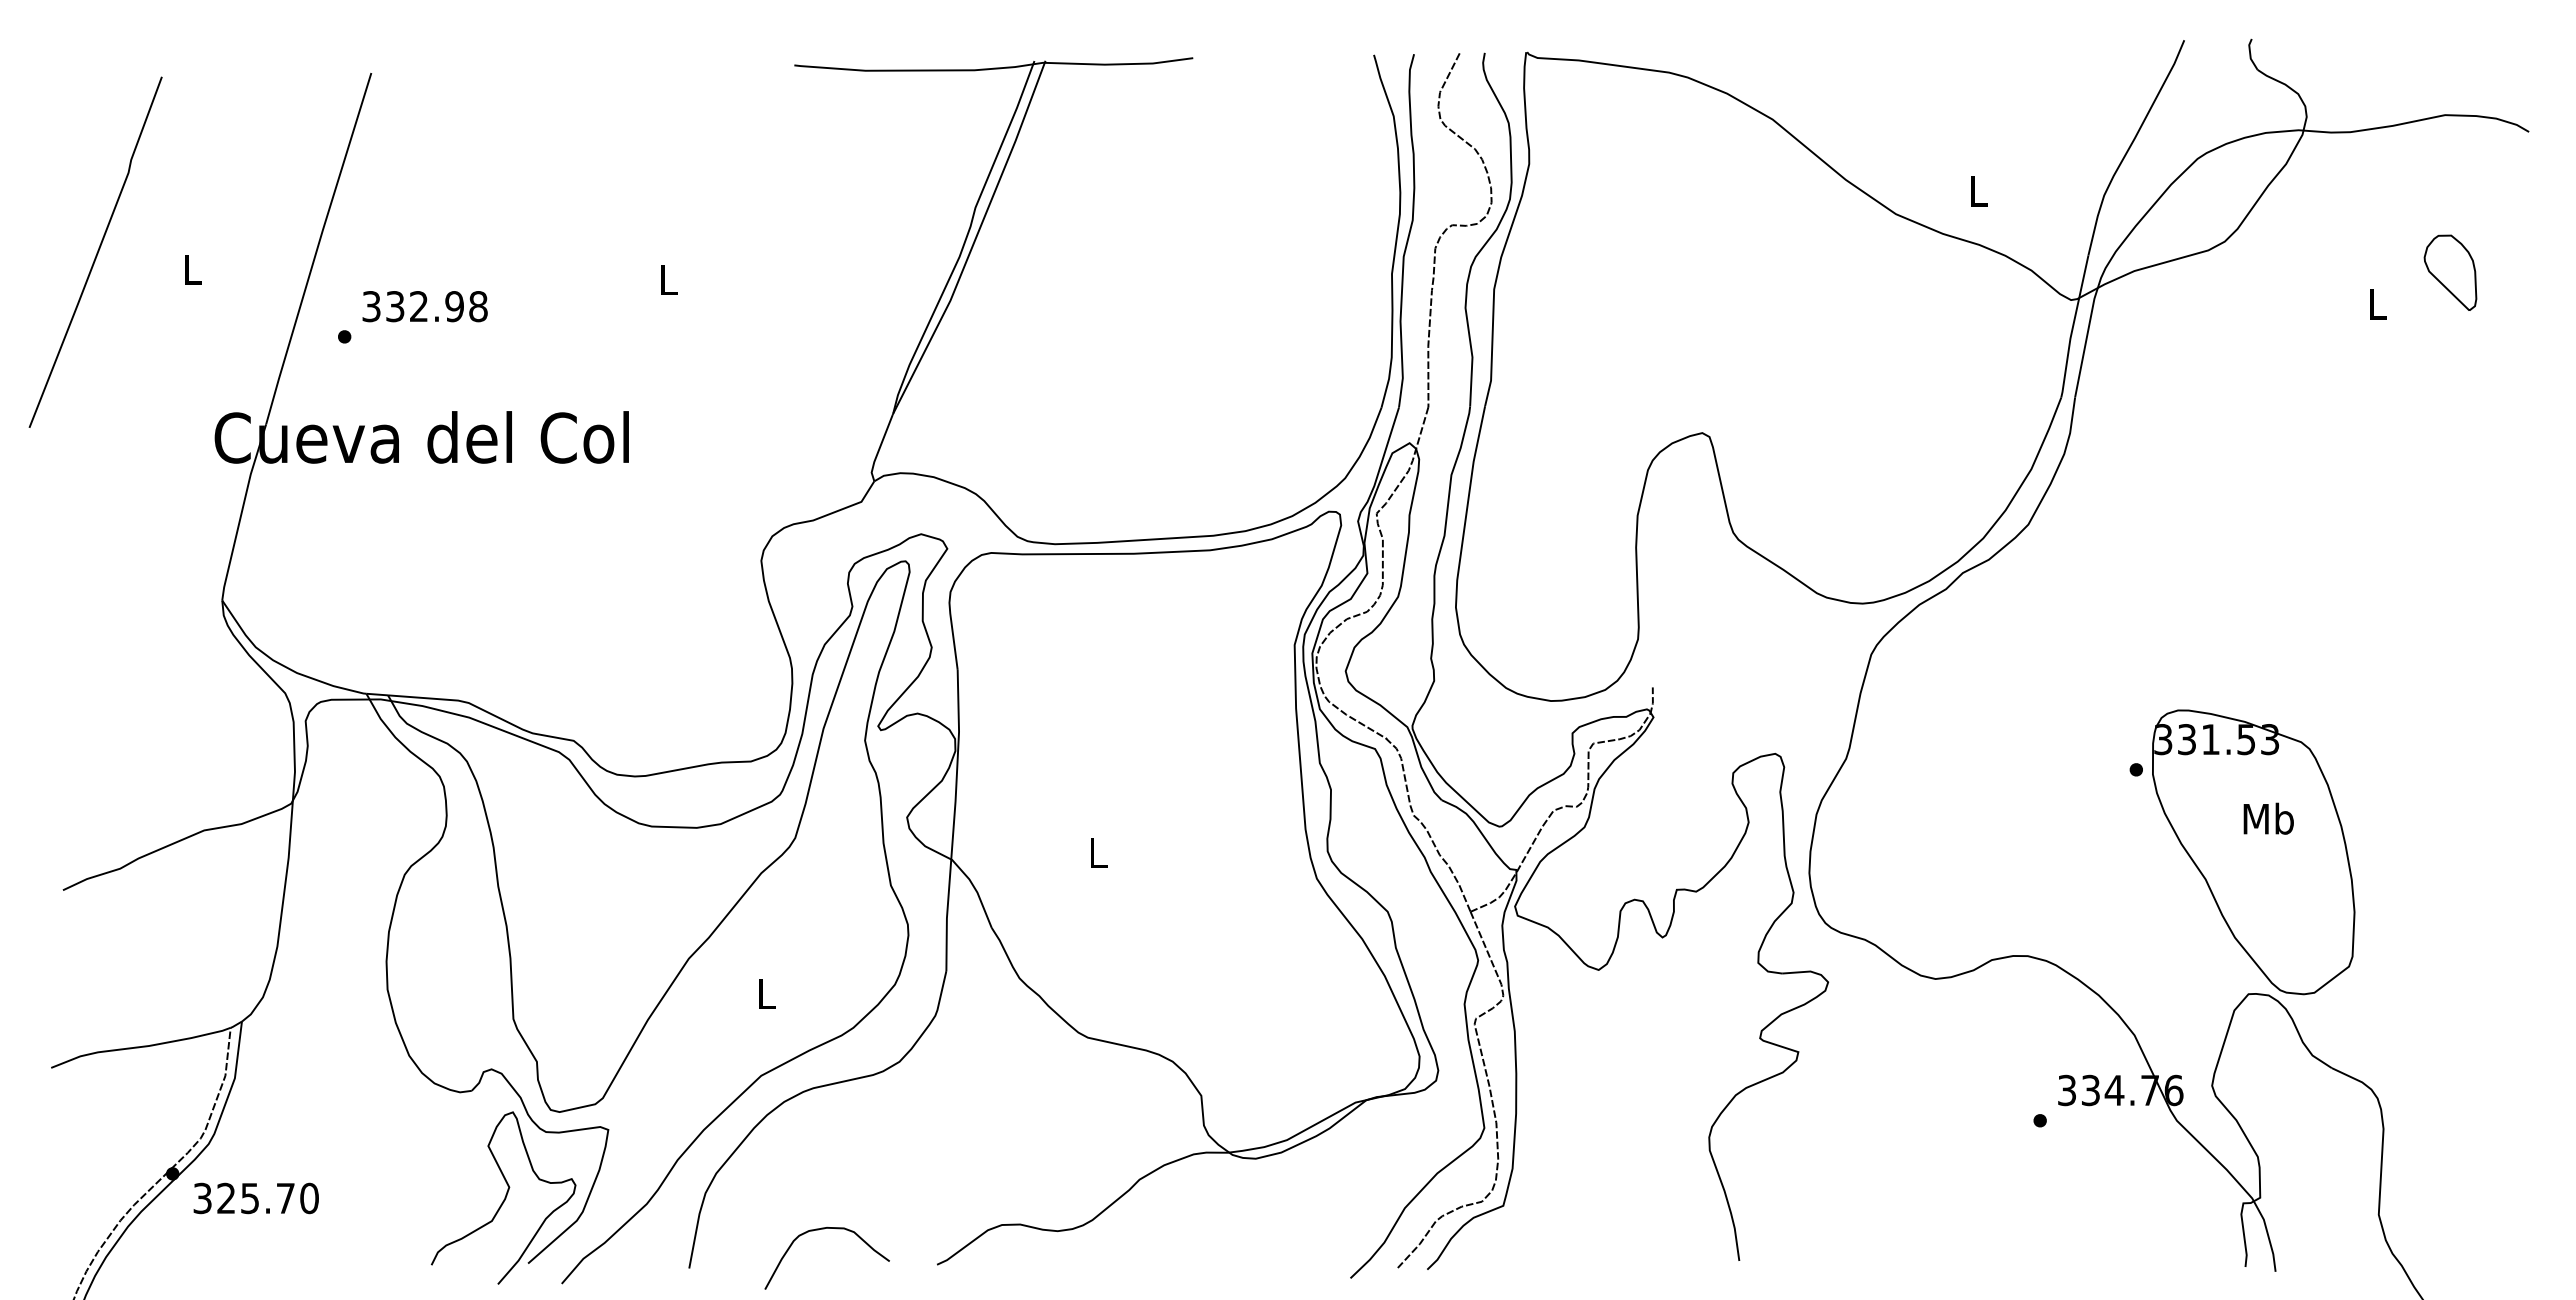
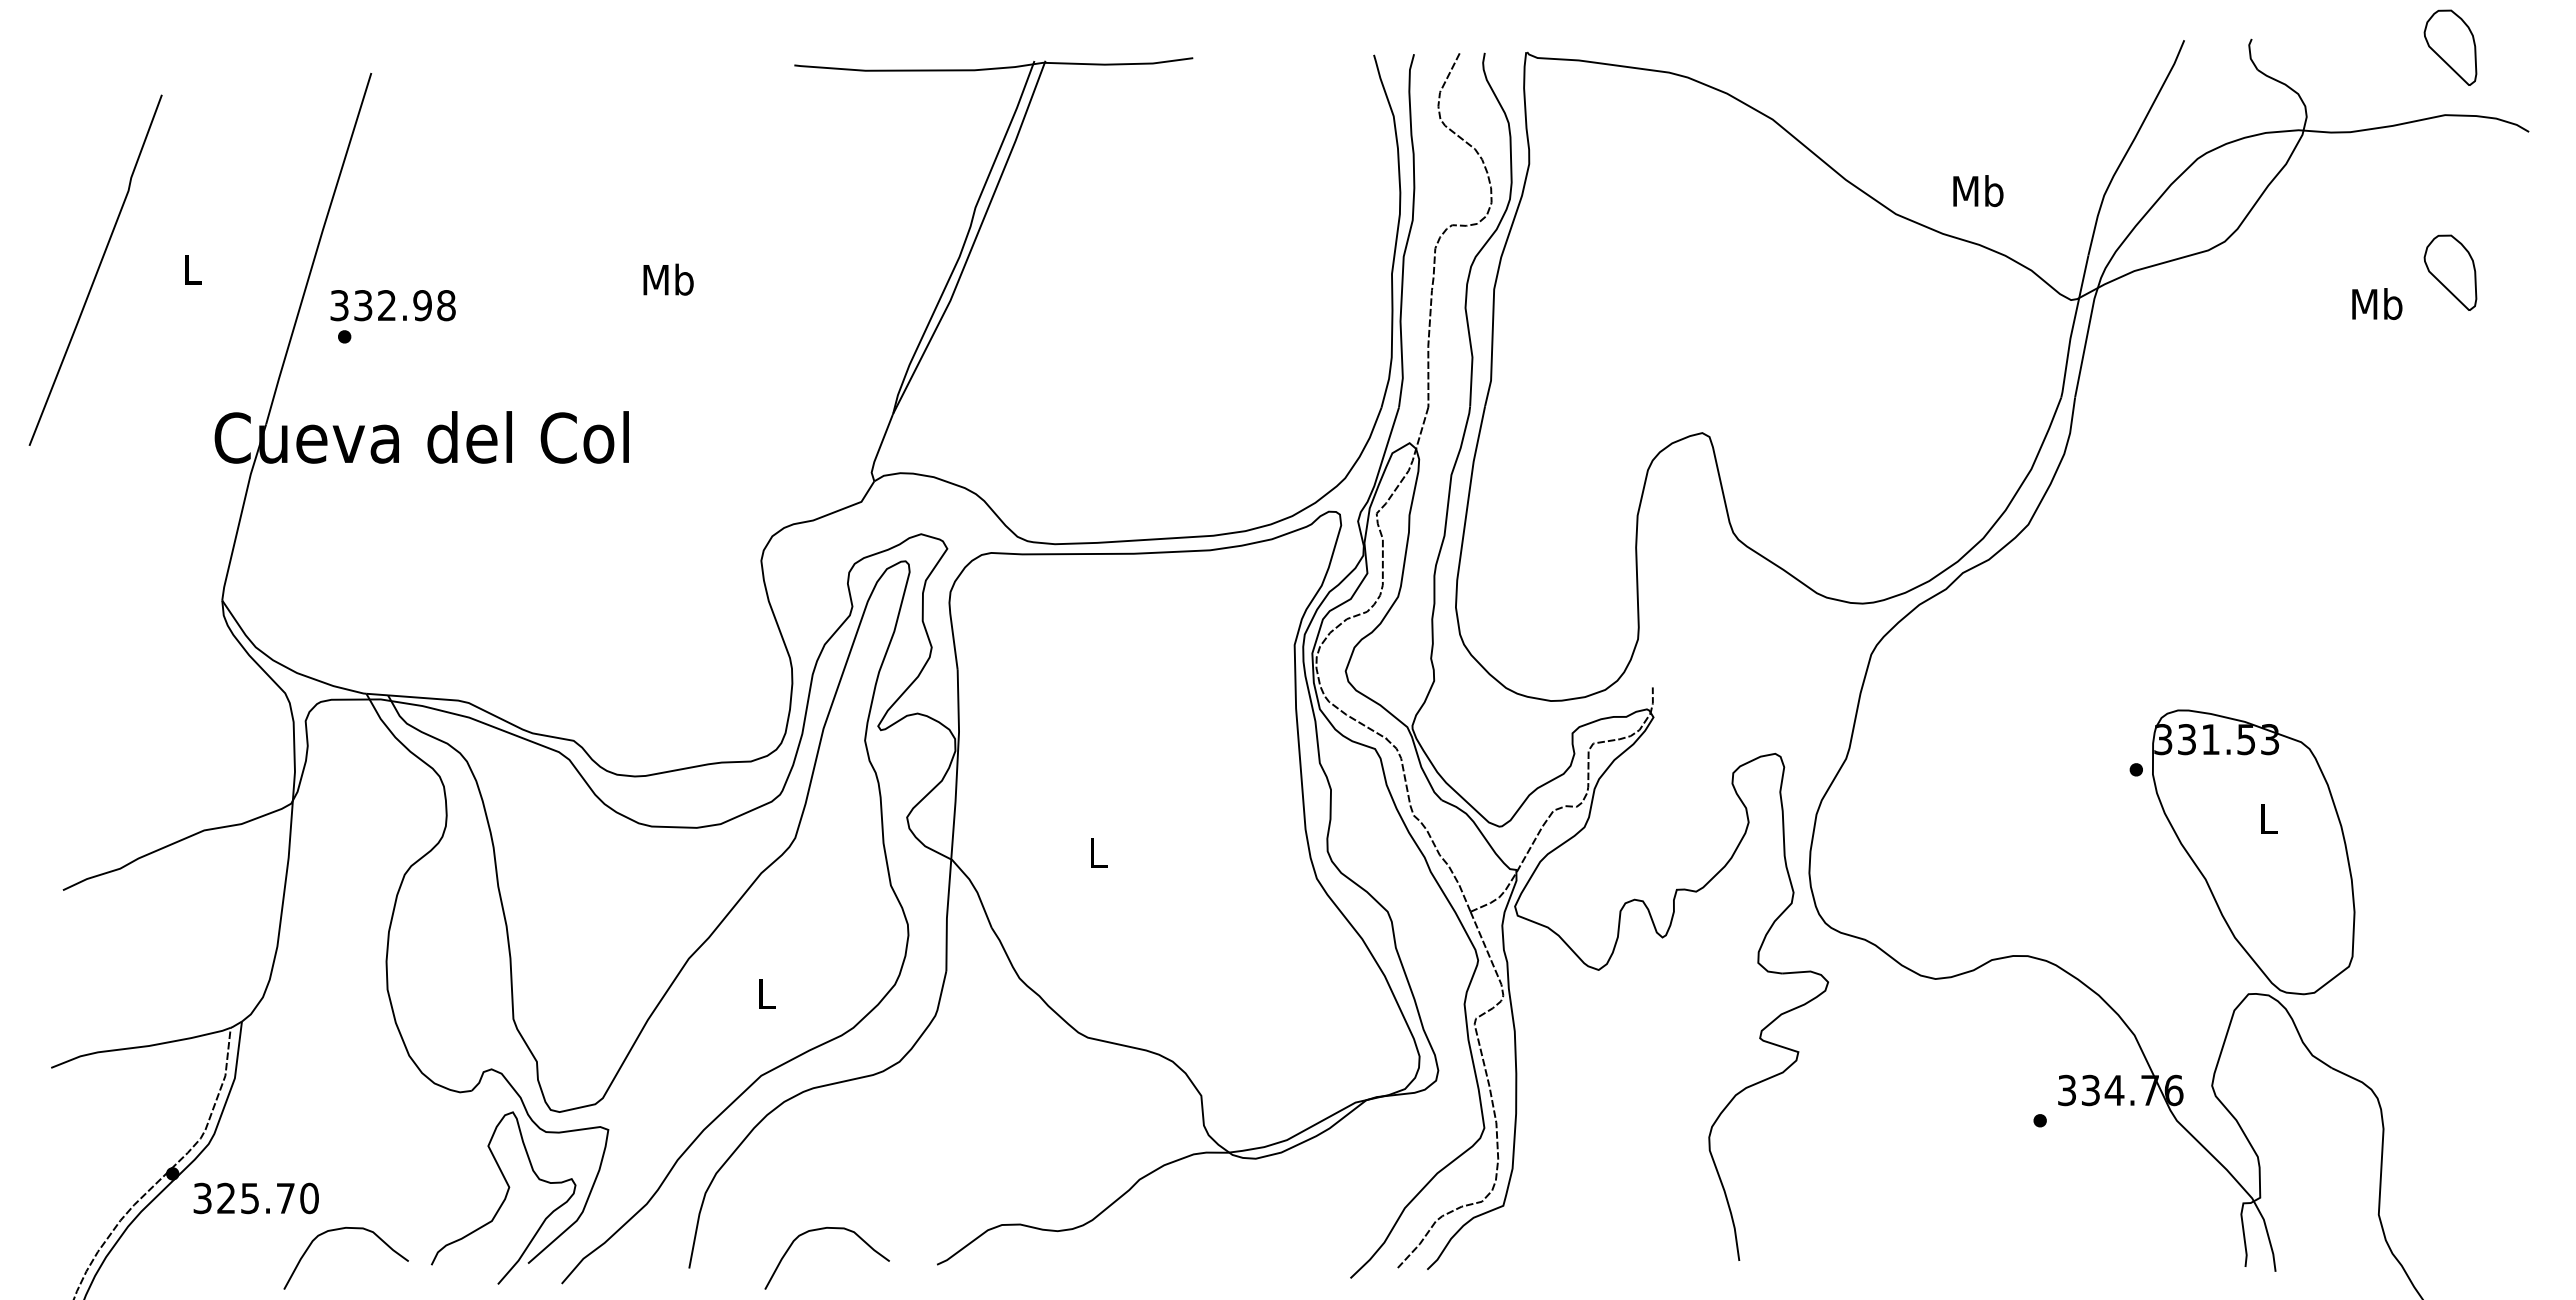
part: none -> present (2450, 47)
text: L -> Mb (1978, 191)
line position: (96, 252) -> (96, 270) (96, 270)
text: L -> Mb (668, 279)
text: L -> Mb (2377, 304)
text position: (424, 306) -> (392, 305) (392, 305)
text: Mb -> L (2268, 818)
curve: none -> present (343, 1229)
